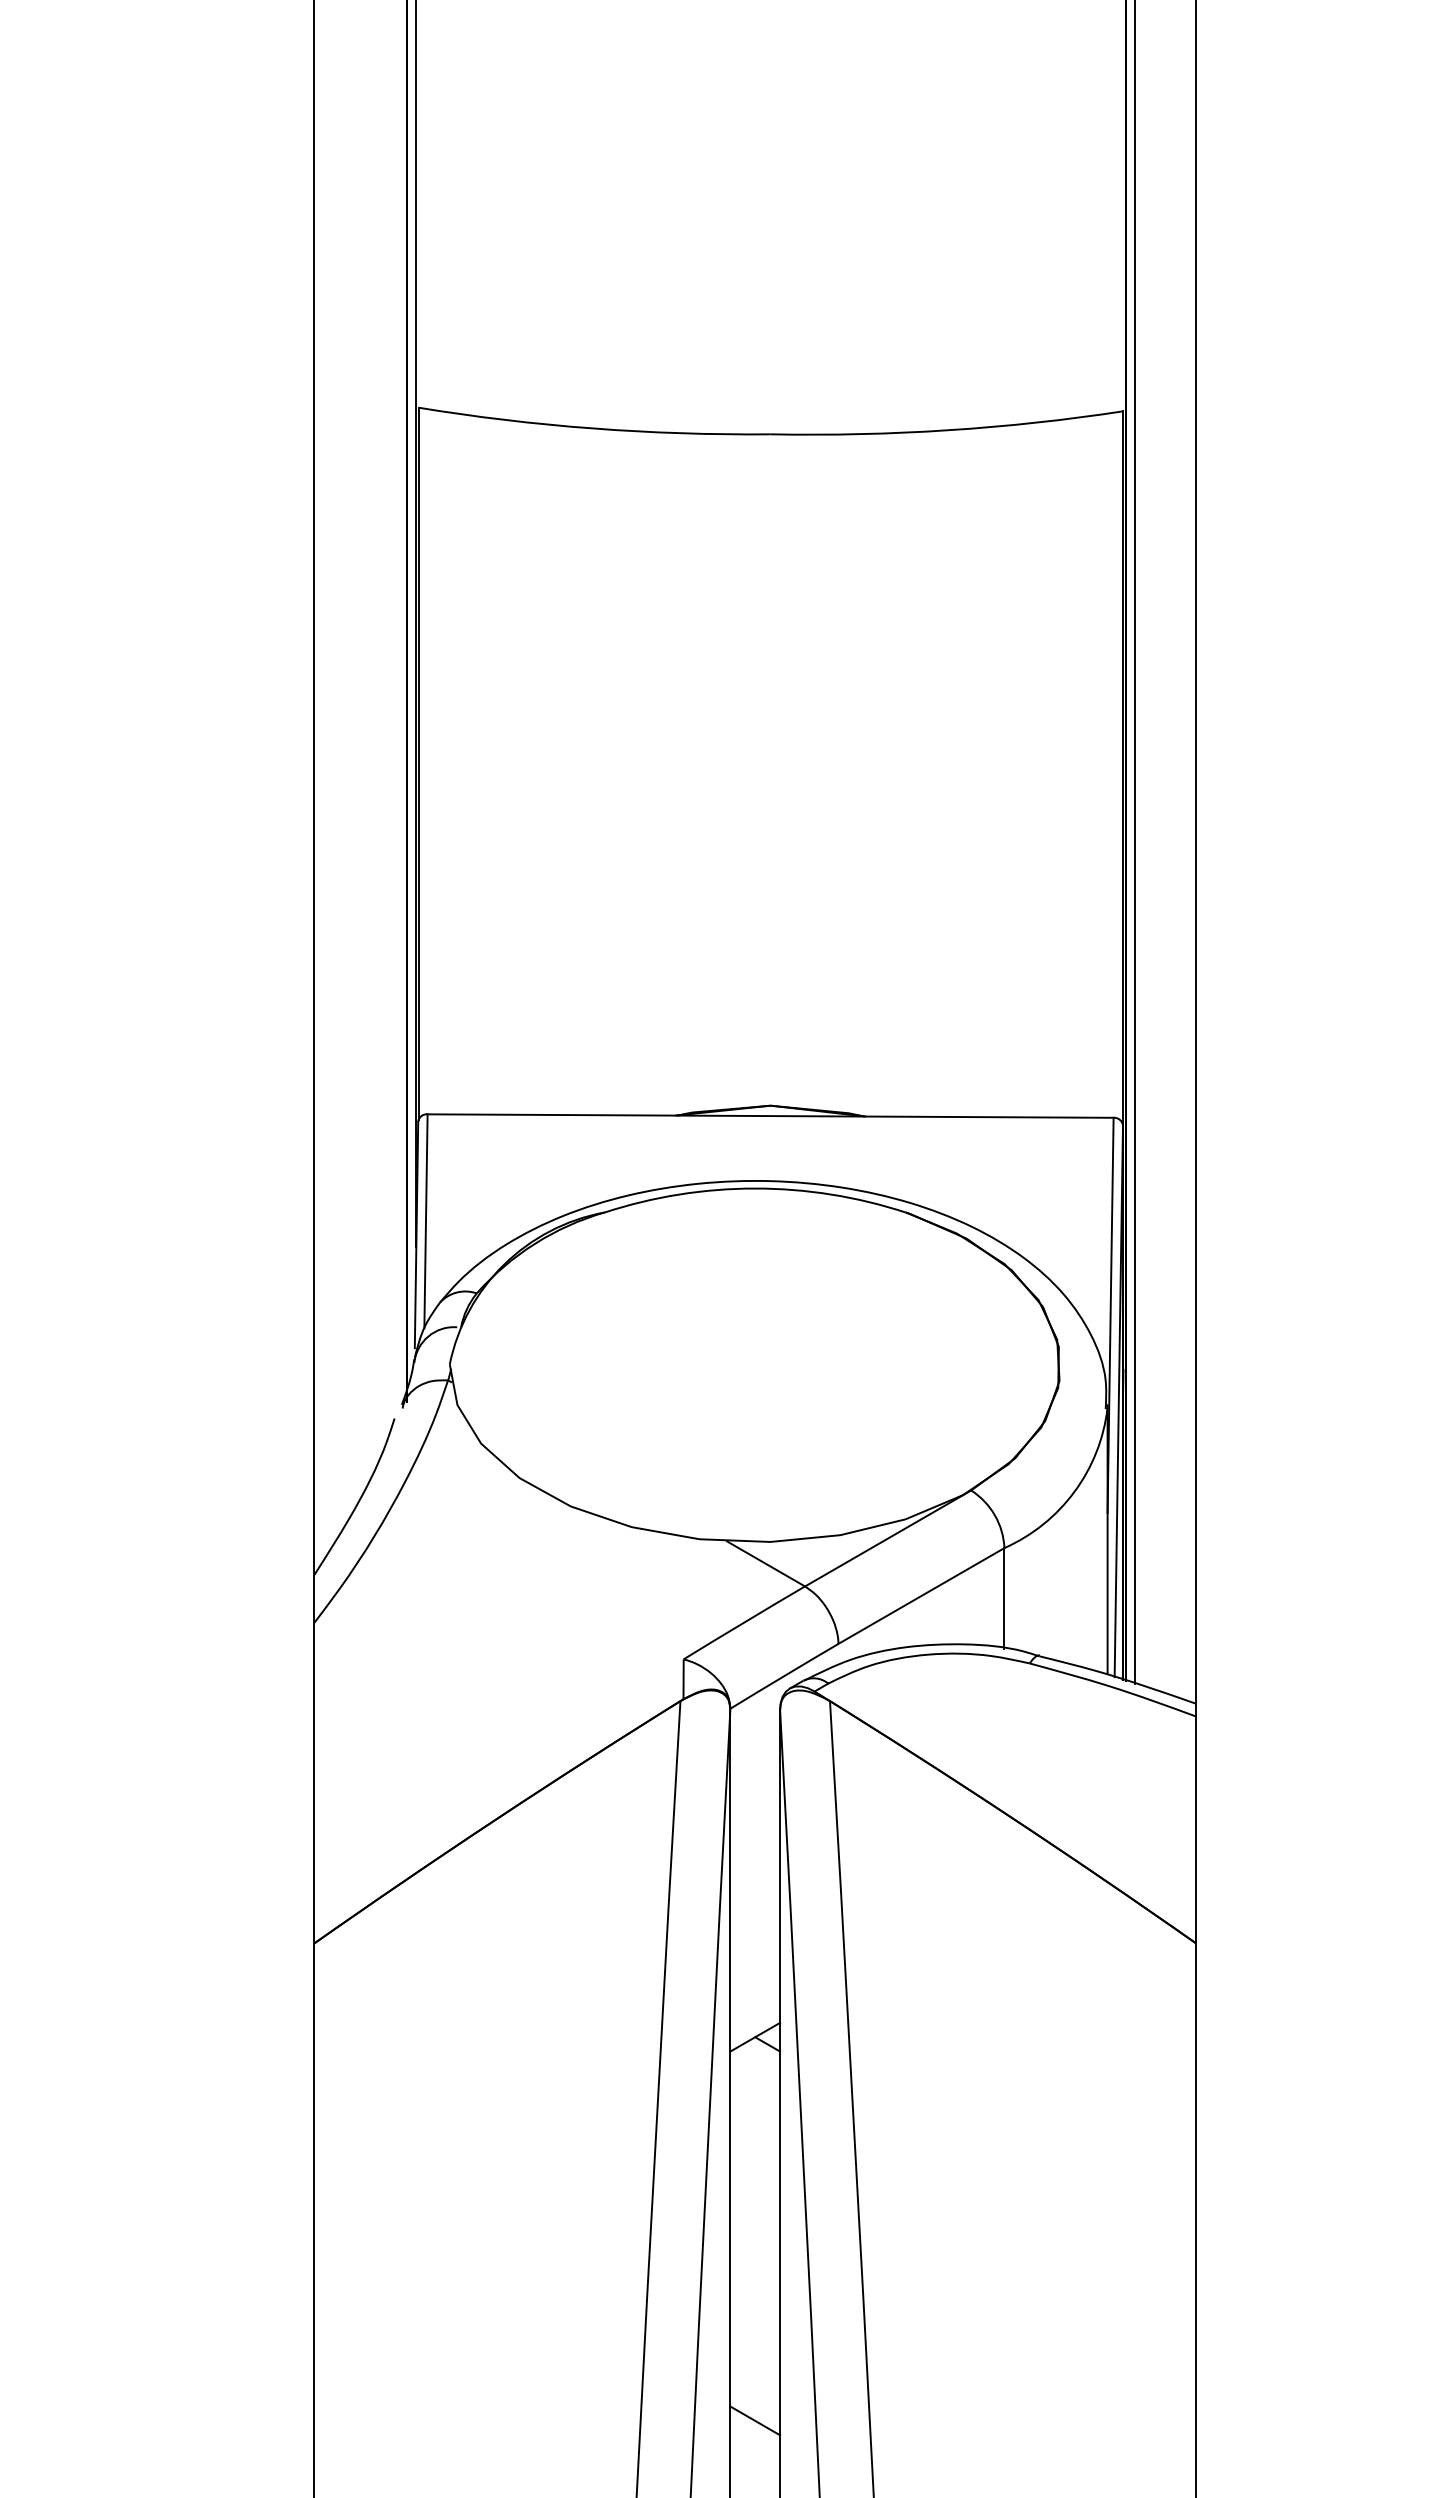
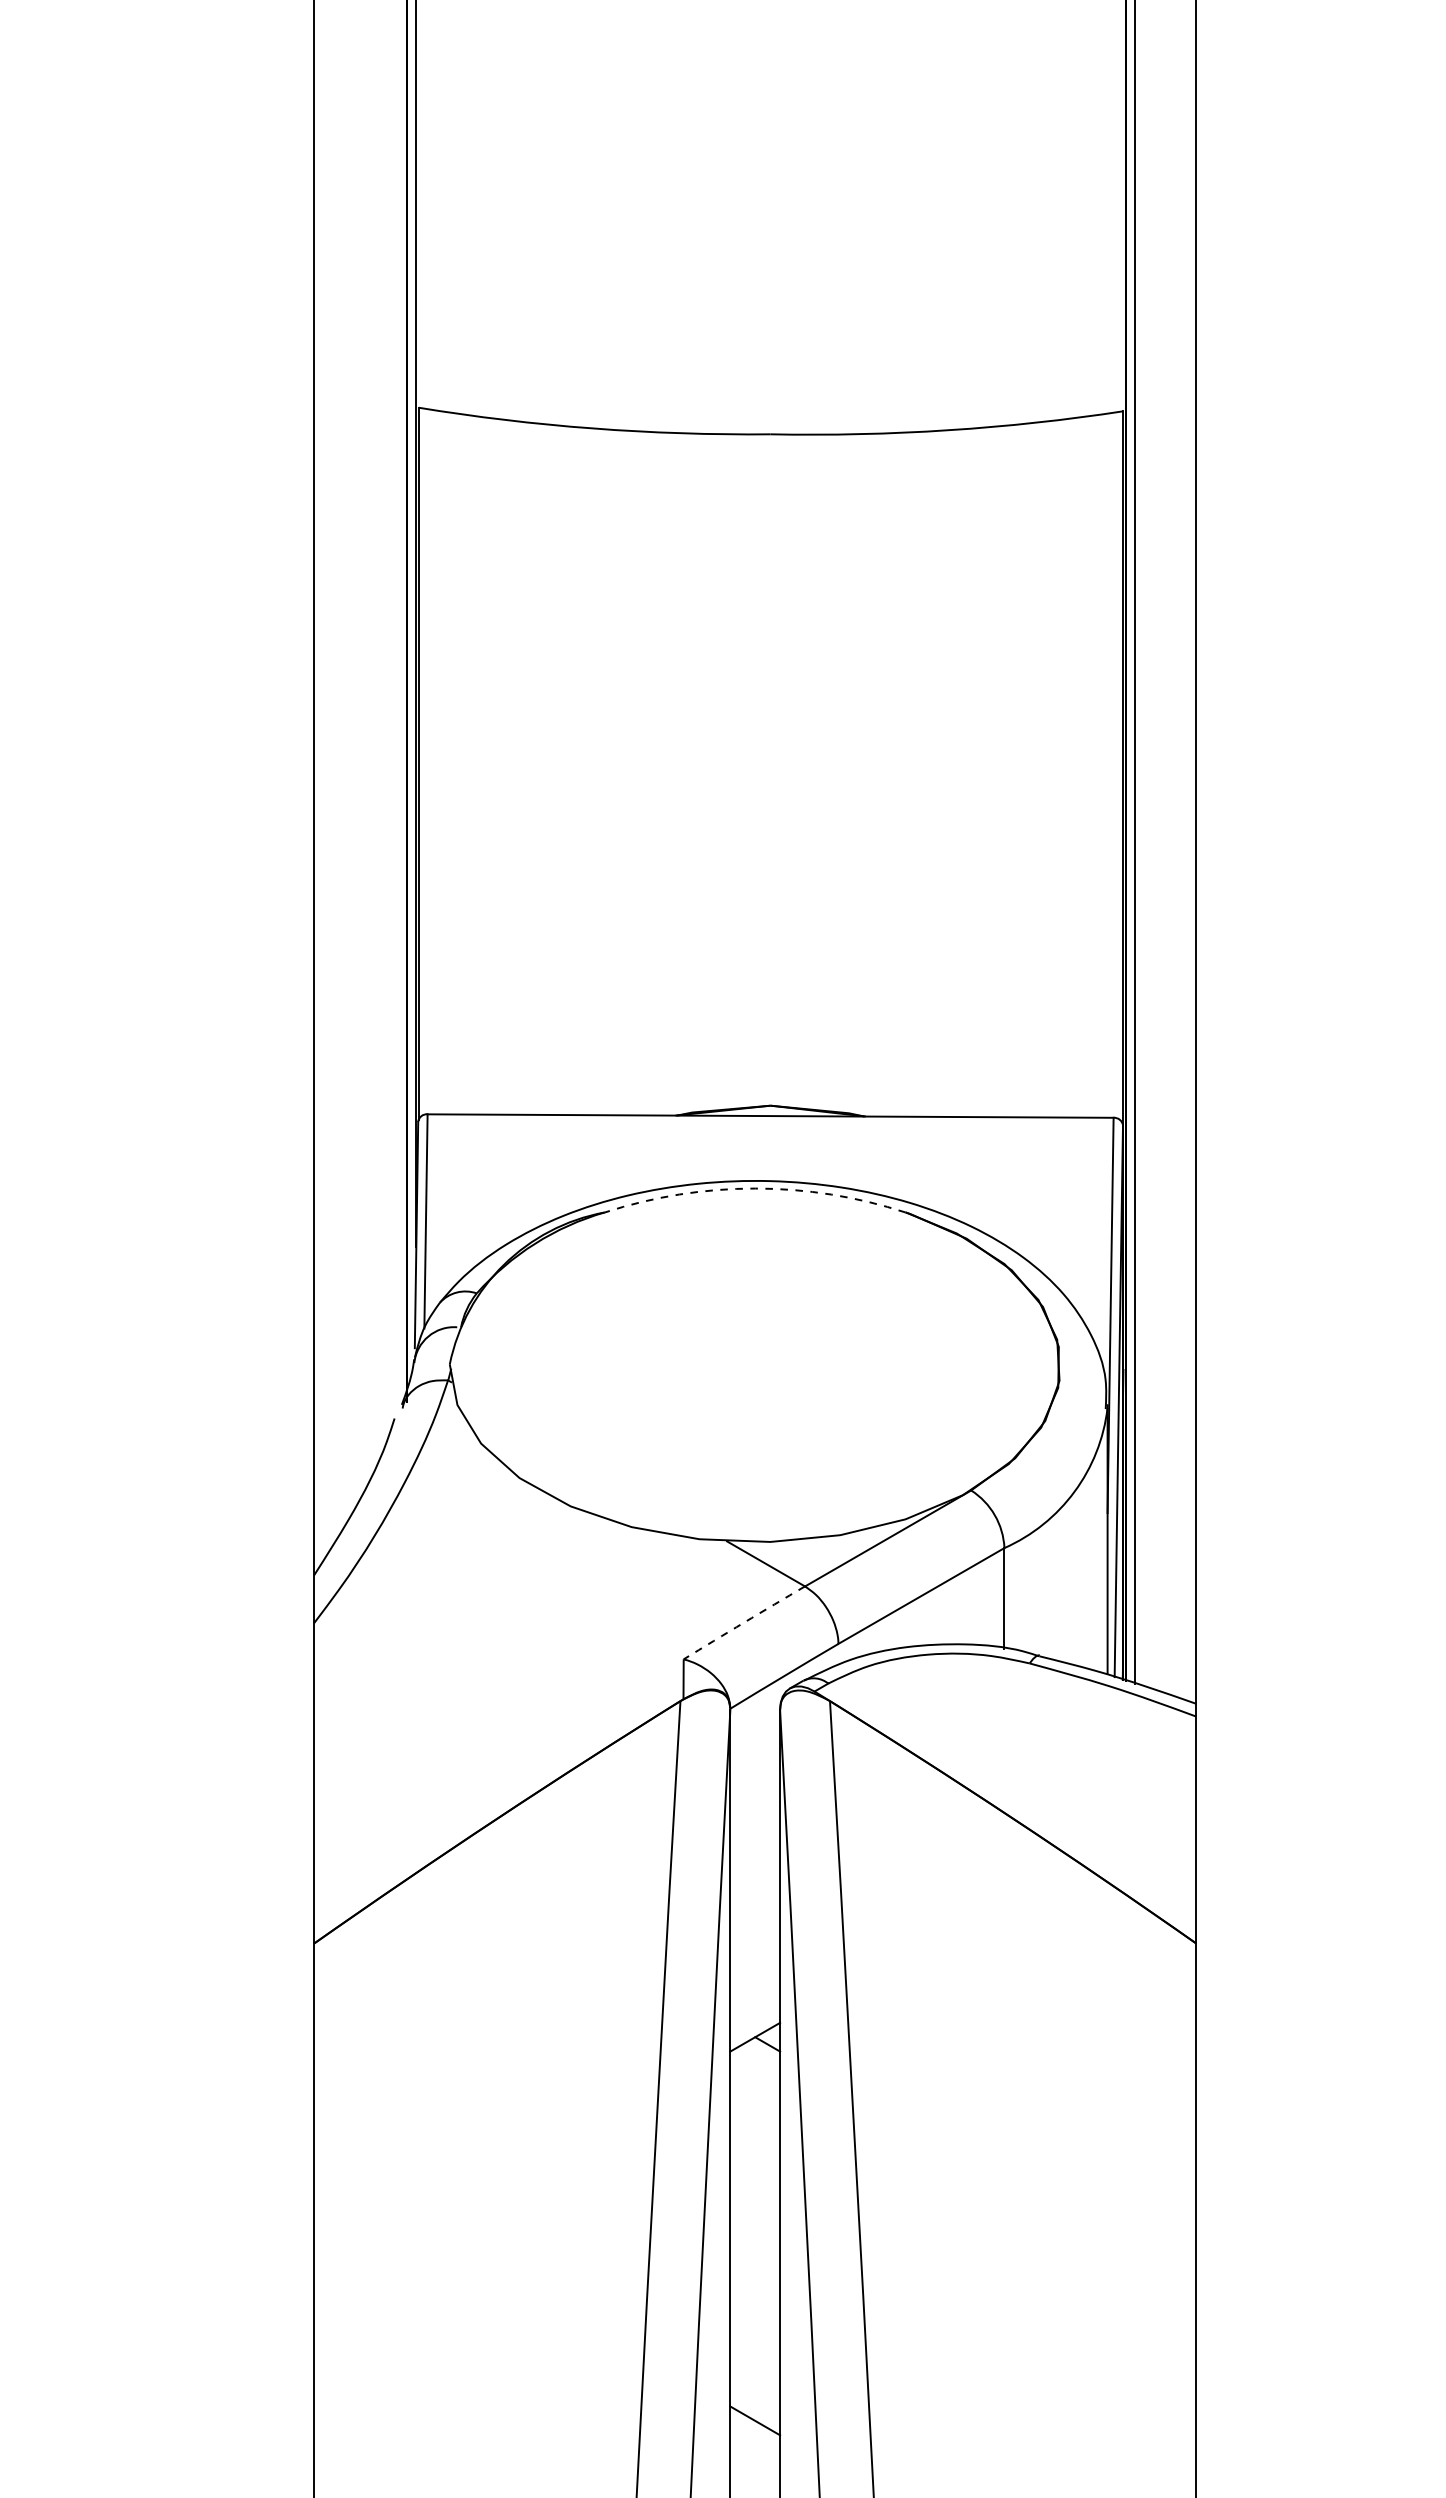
arc: solid -> dashed (755, 1188)
arc: solid -> dashed (744, 1622)
